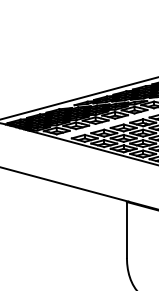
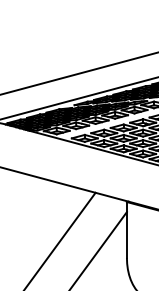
line: none -> present (78, 73)
line: none -> present (60, 239)
line: none -> present (98, 249)
